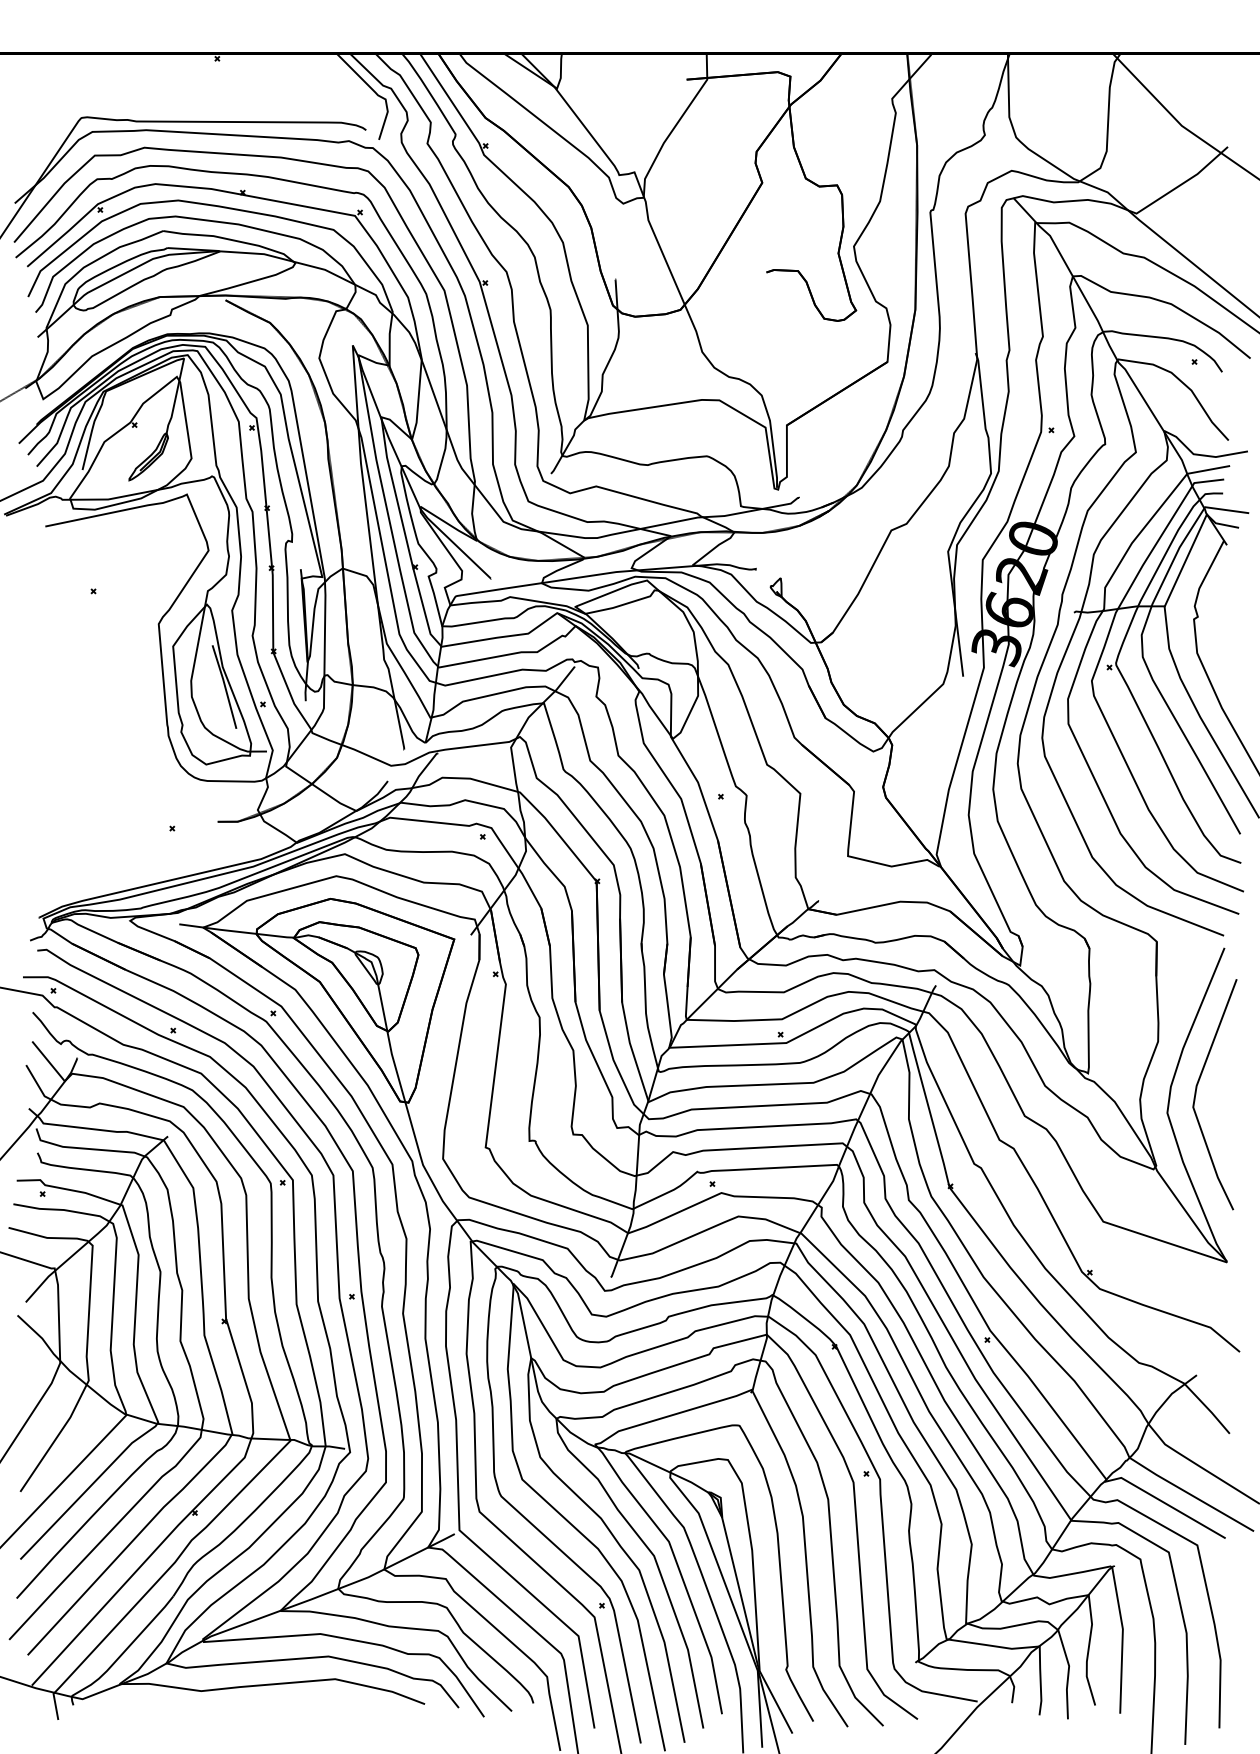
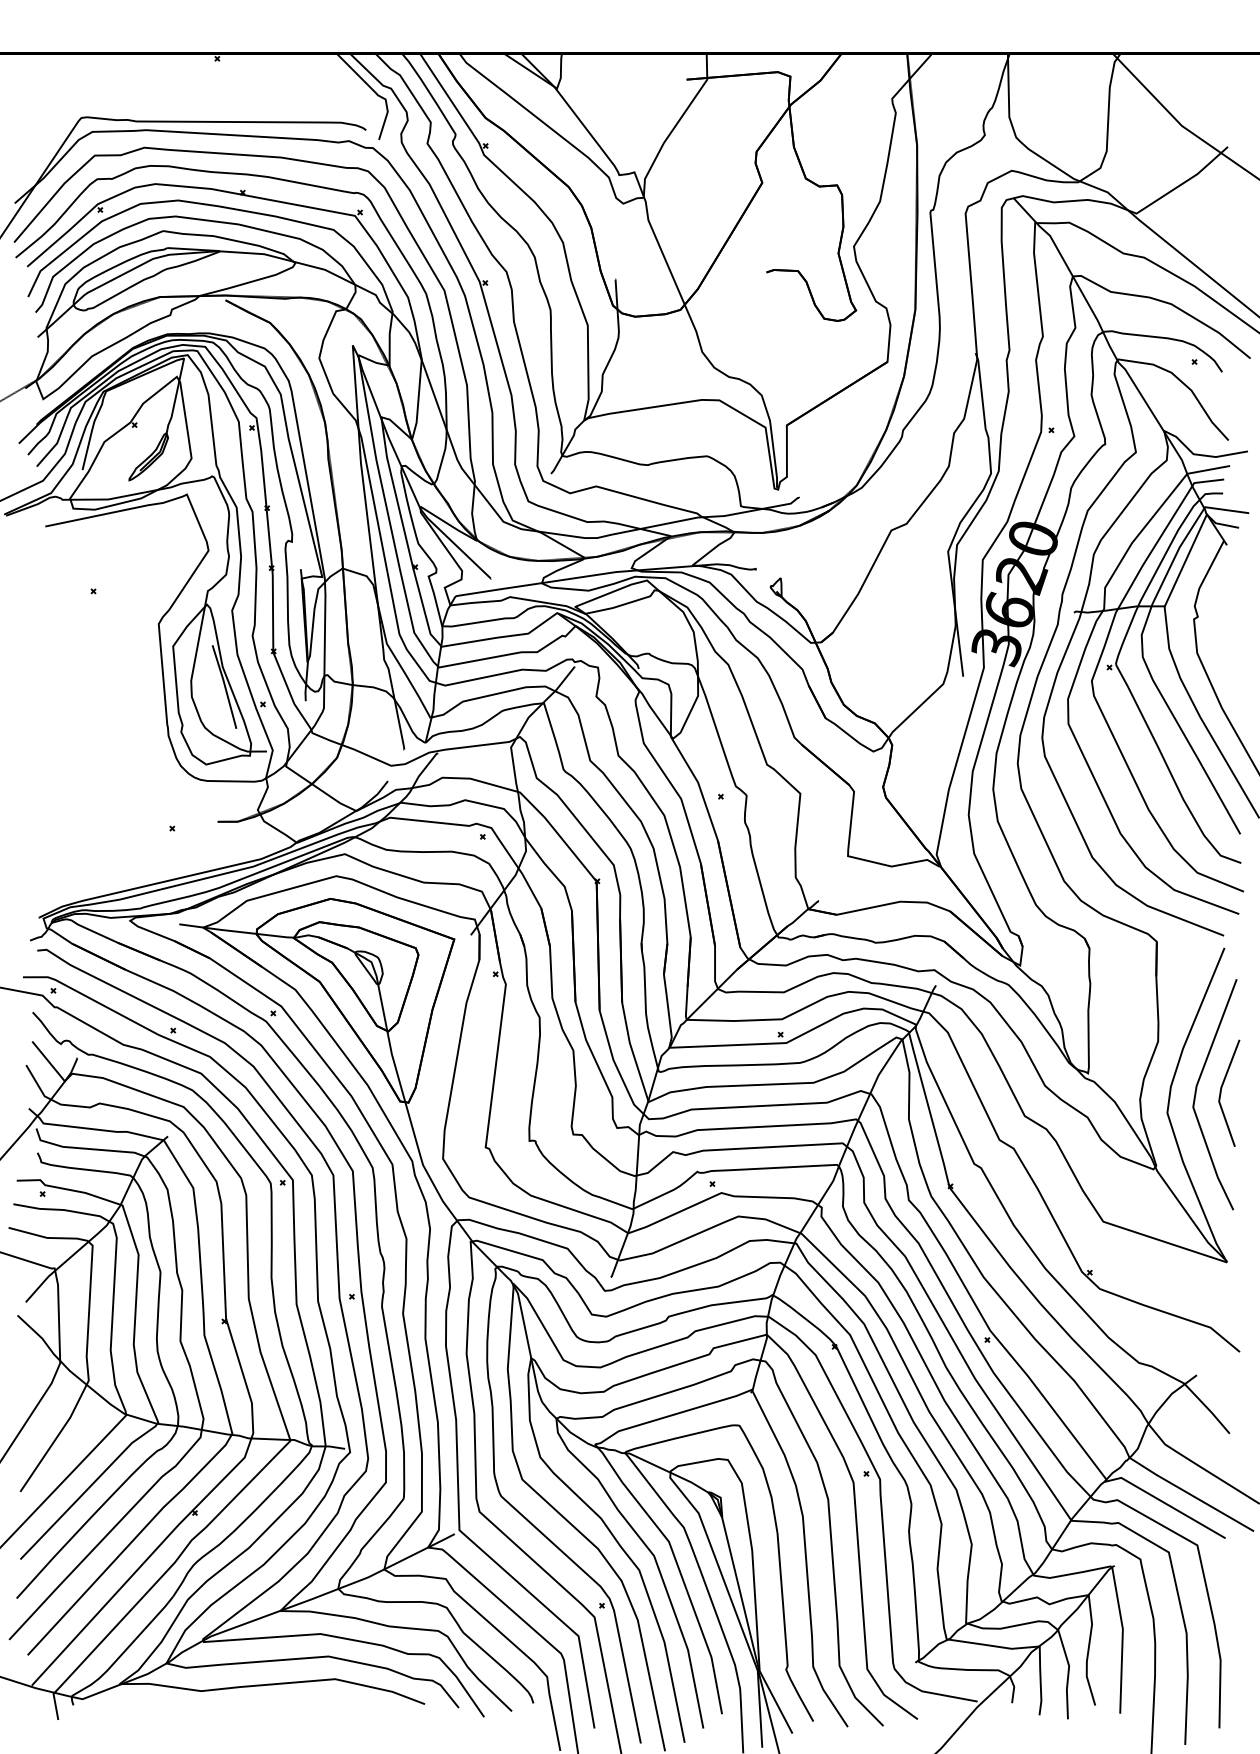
line: none -> present (1221, 1092)
